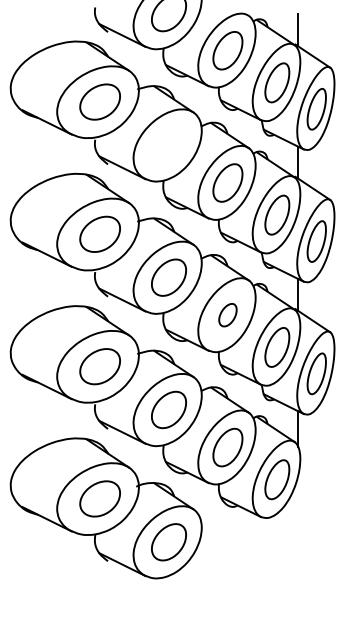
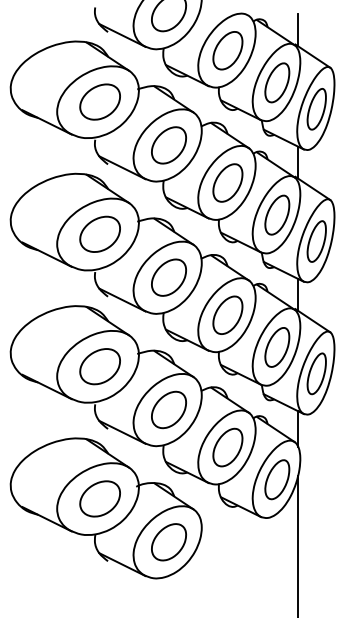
part: none -> present (168, 145)
part size: 20x25 px -> 32x40 px (227, 314)
line: none -> present (297, 544)
